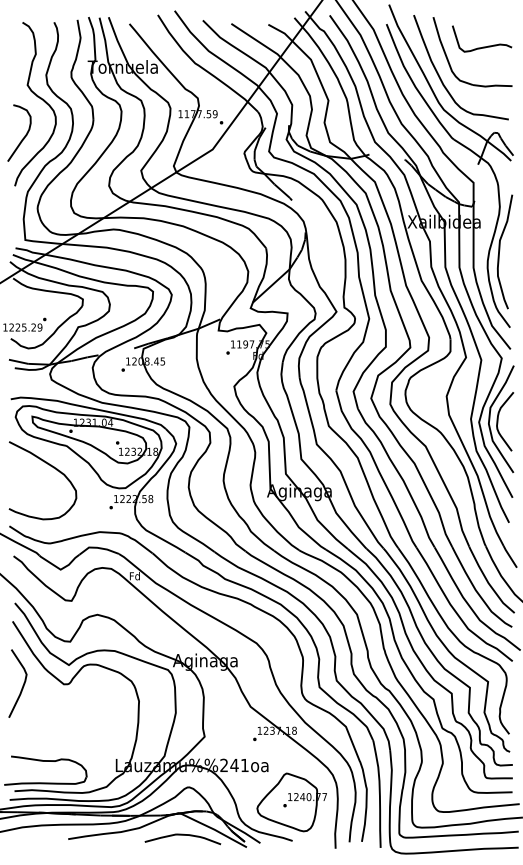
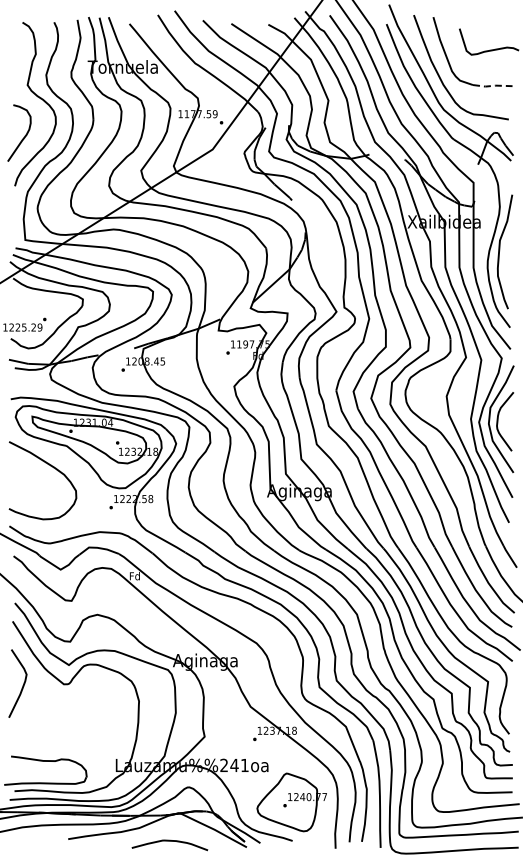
curve position: (482, 46) -> (489, 49) (489, 49)
line: solid -> dashed (492, 85)
curve position: (182, 835) -> (169, 841) (169, 841)
